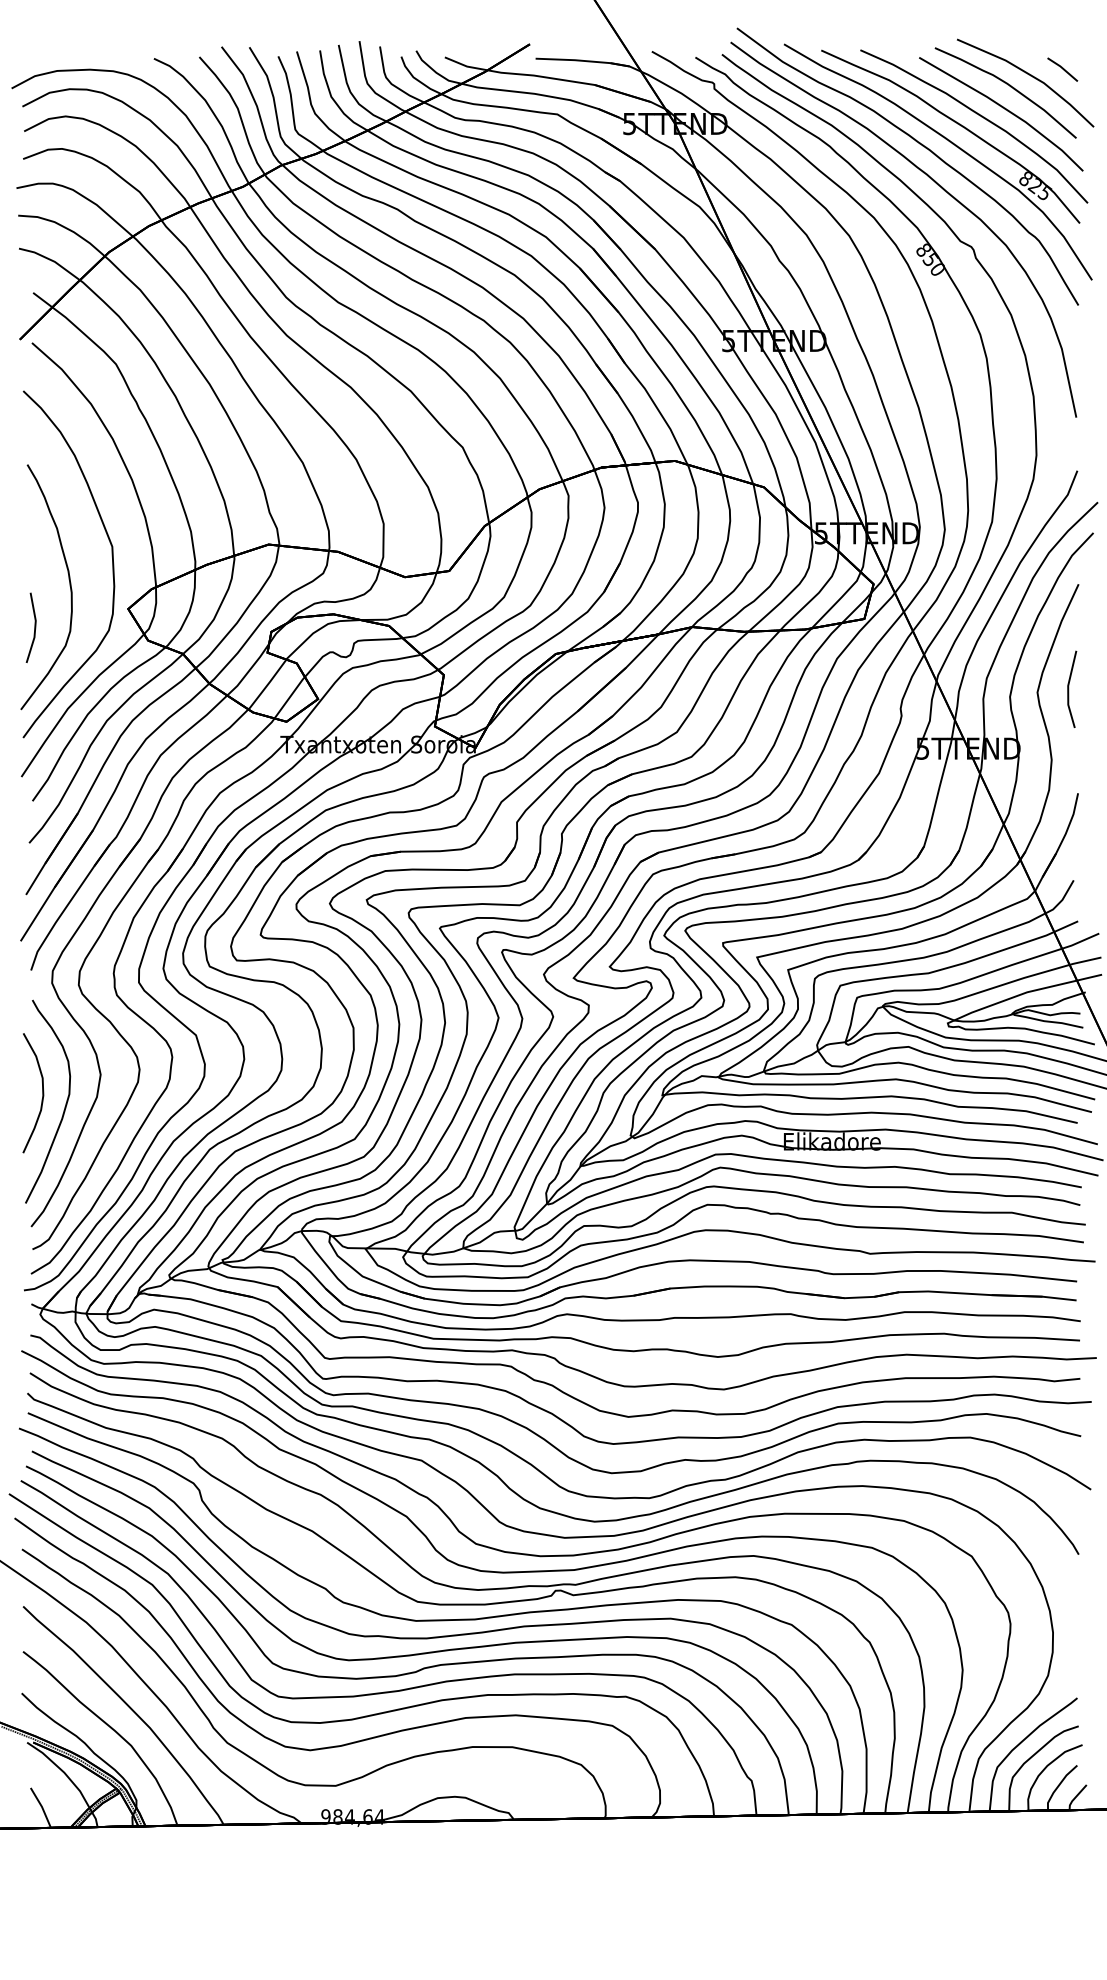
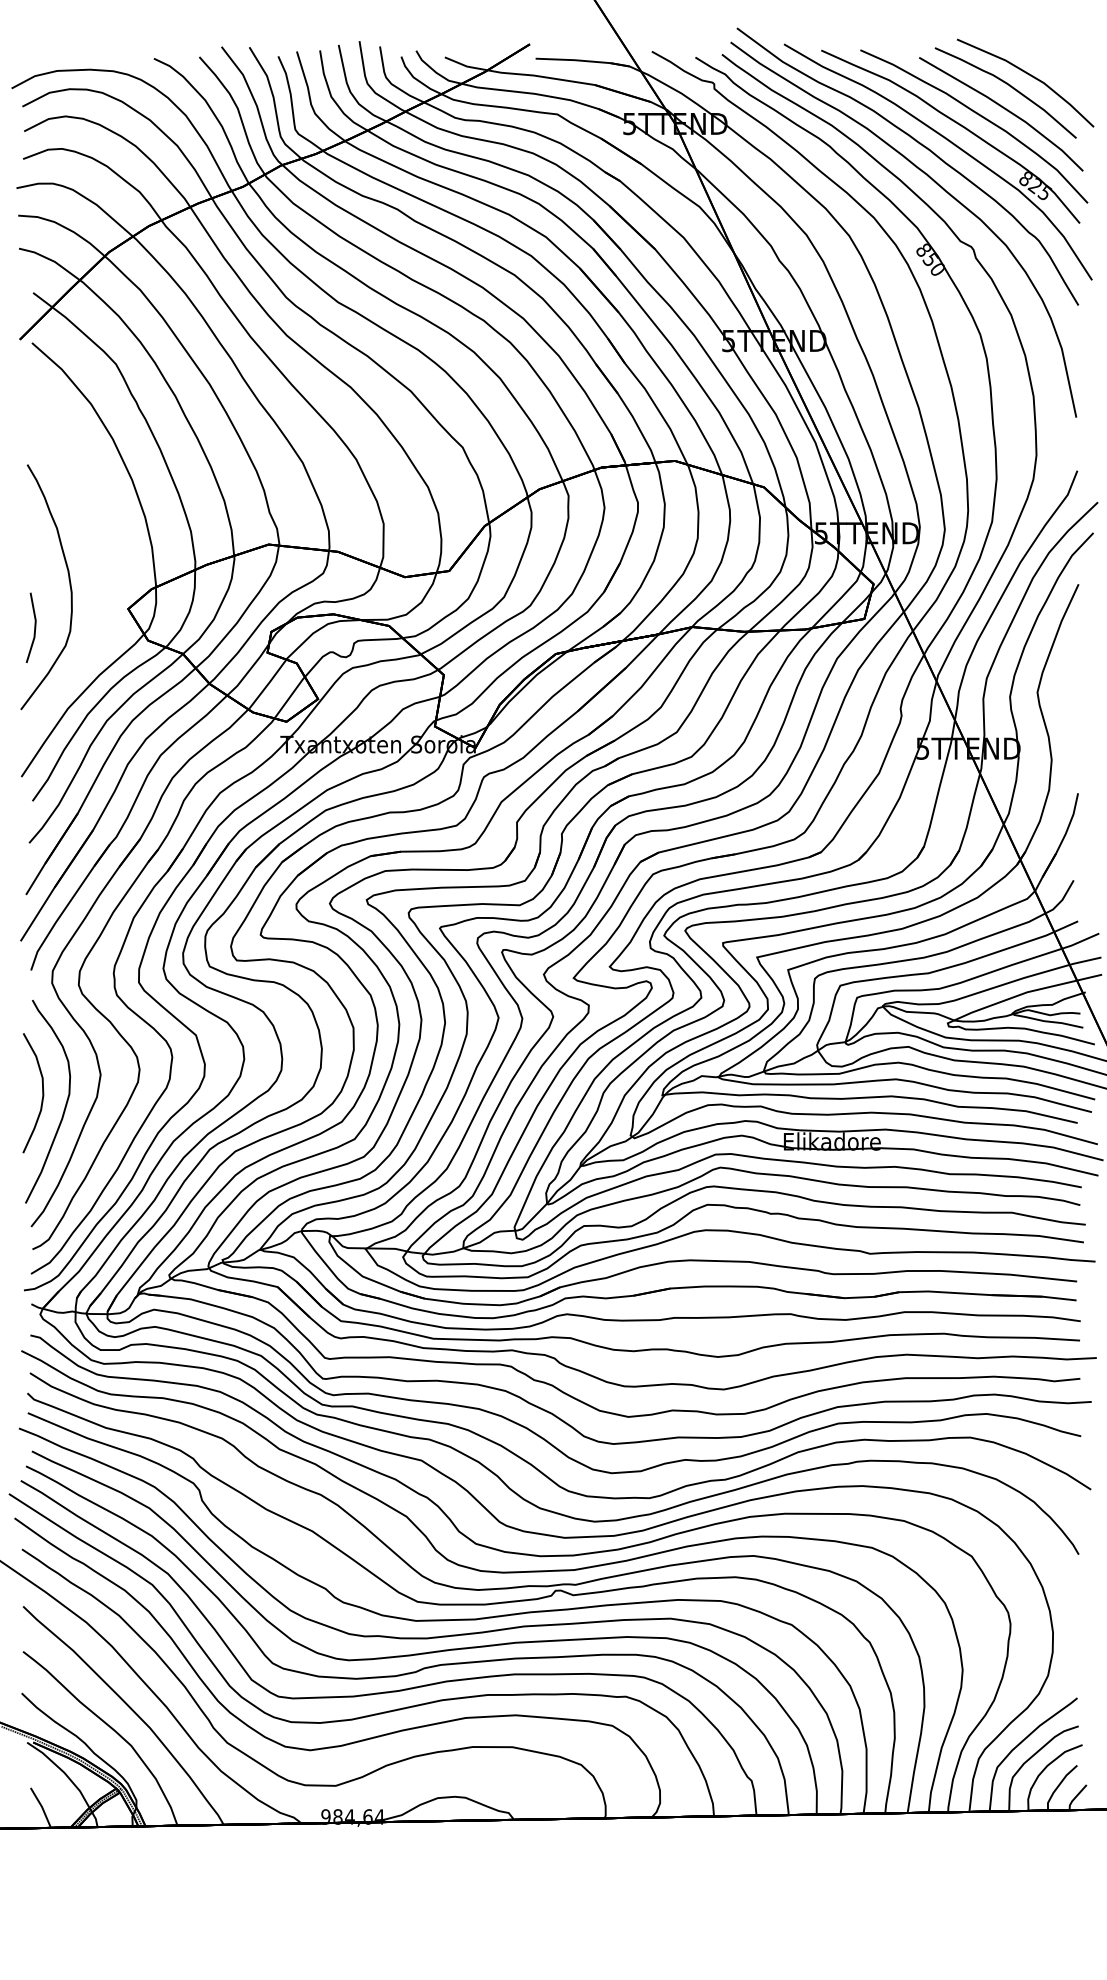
part: present -> none (1062, 69)
part: present -> none (111, 556)
line: present -> none (1069, 688)
